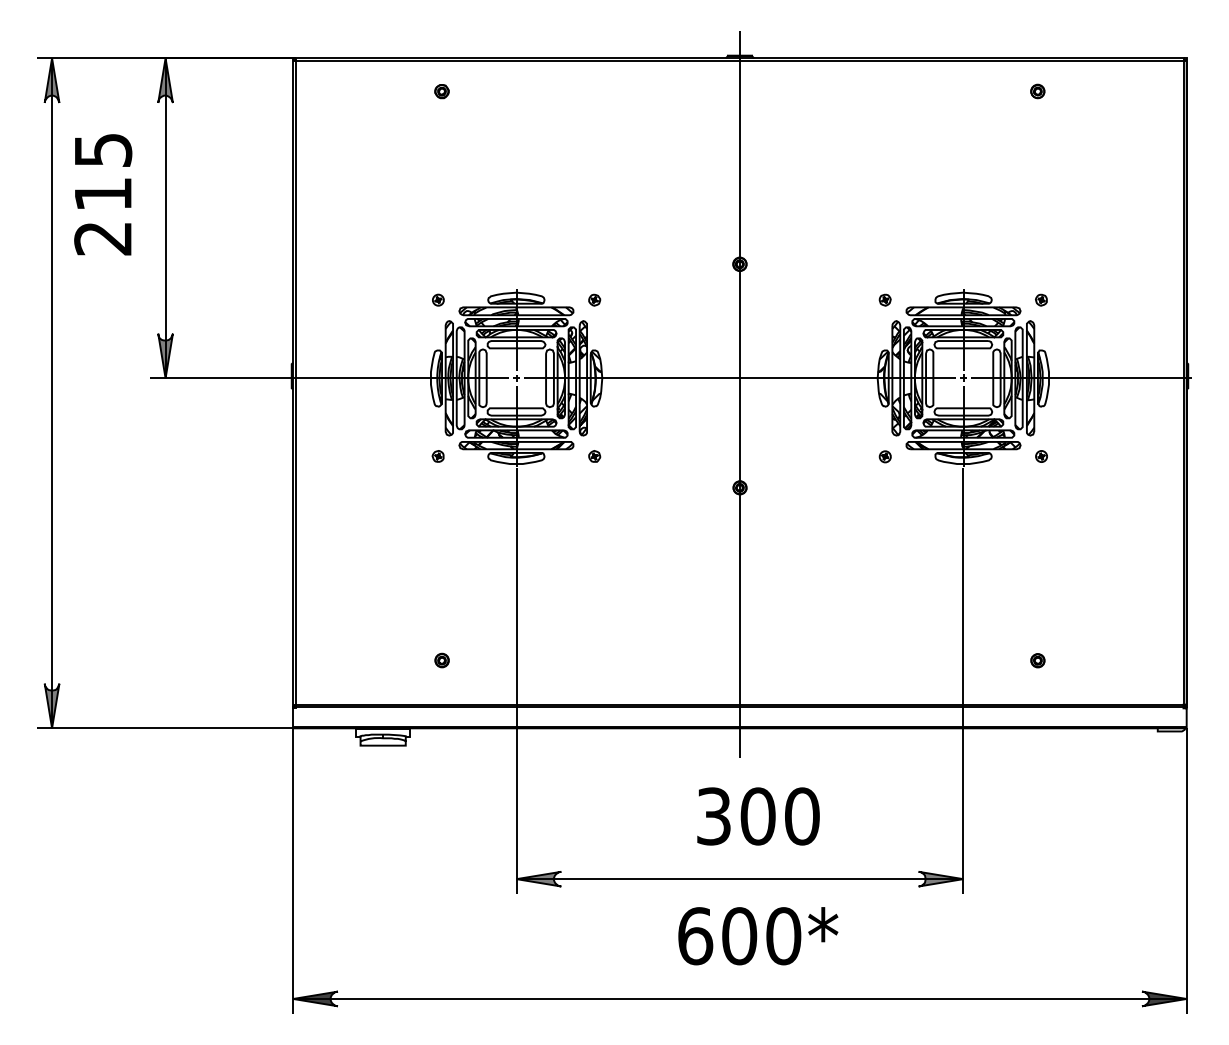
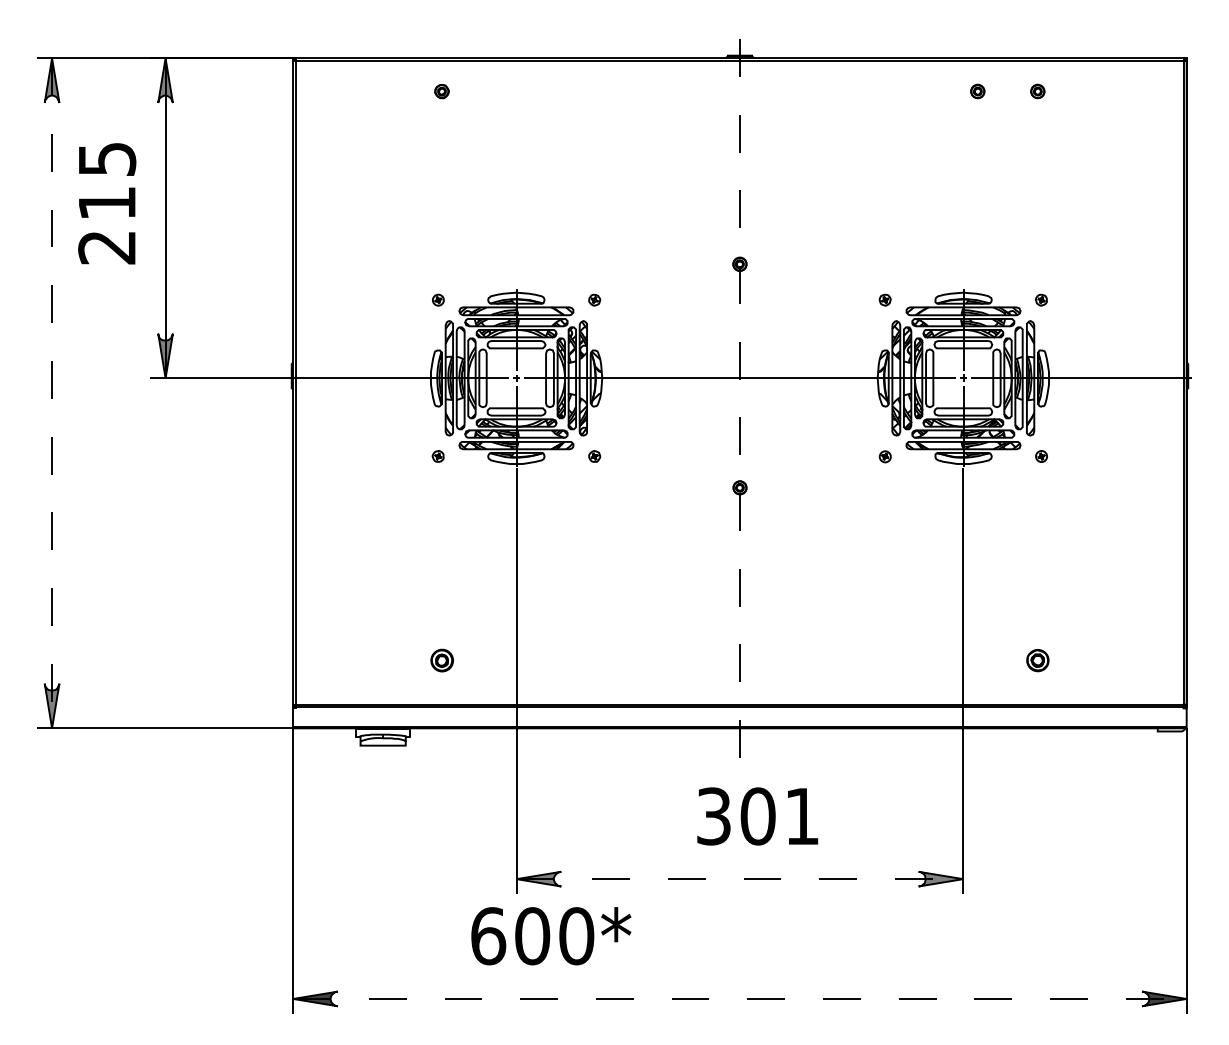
part: none -> present (977, 91)
text position: (103, 194) -> (107, 203) (107, 203)
line: solid -> dashed (52, 393)
line: solid -> dashed (740, 394)
part size: 16x17 px -> 24x25 px (441, 660)
part size: 16x16 px -> 24x24 px (1037, 660)
text: 300 -> 301 (802, 816)
line: solid -> dashed (740, 879)
text position: (758, 936) -> (551, 936) (551, 936)
line: solid -> dashed (739, 998)
